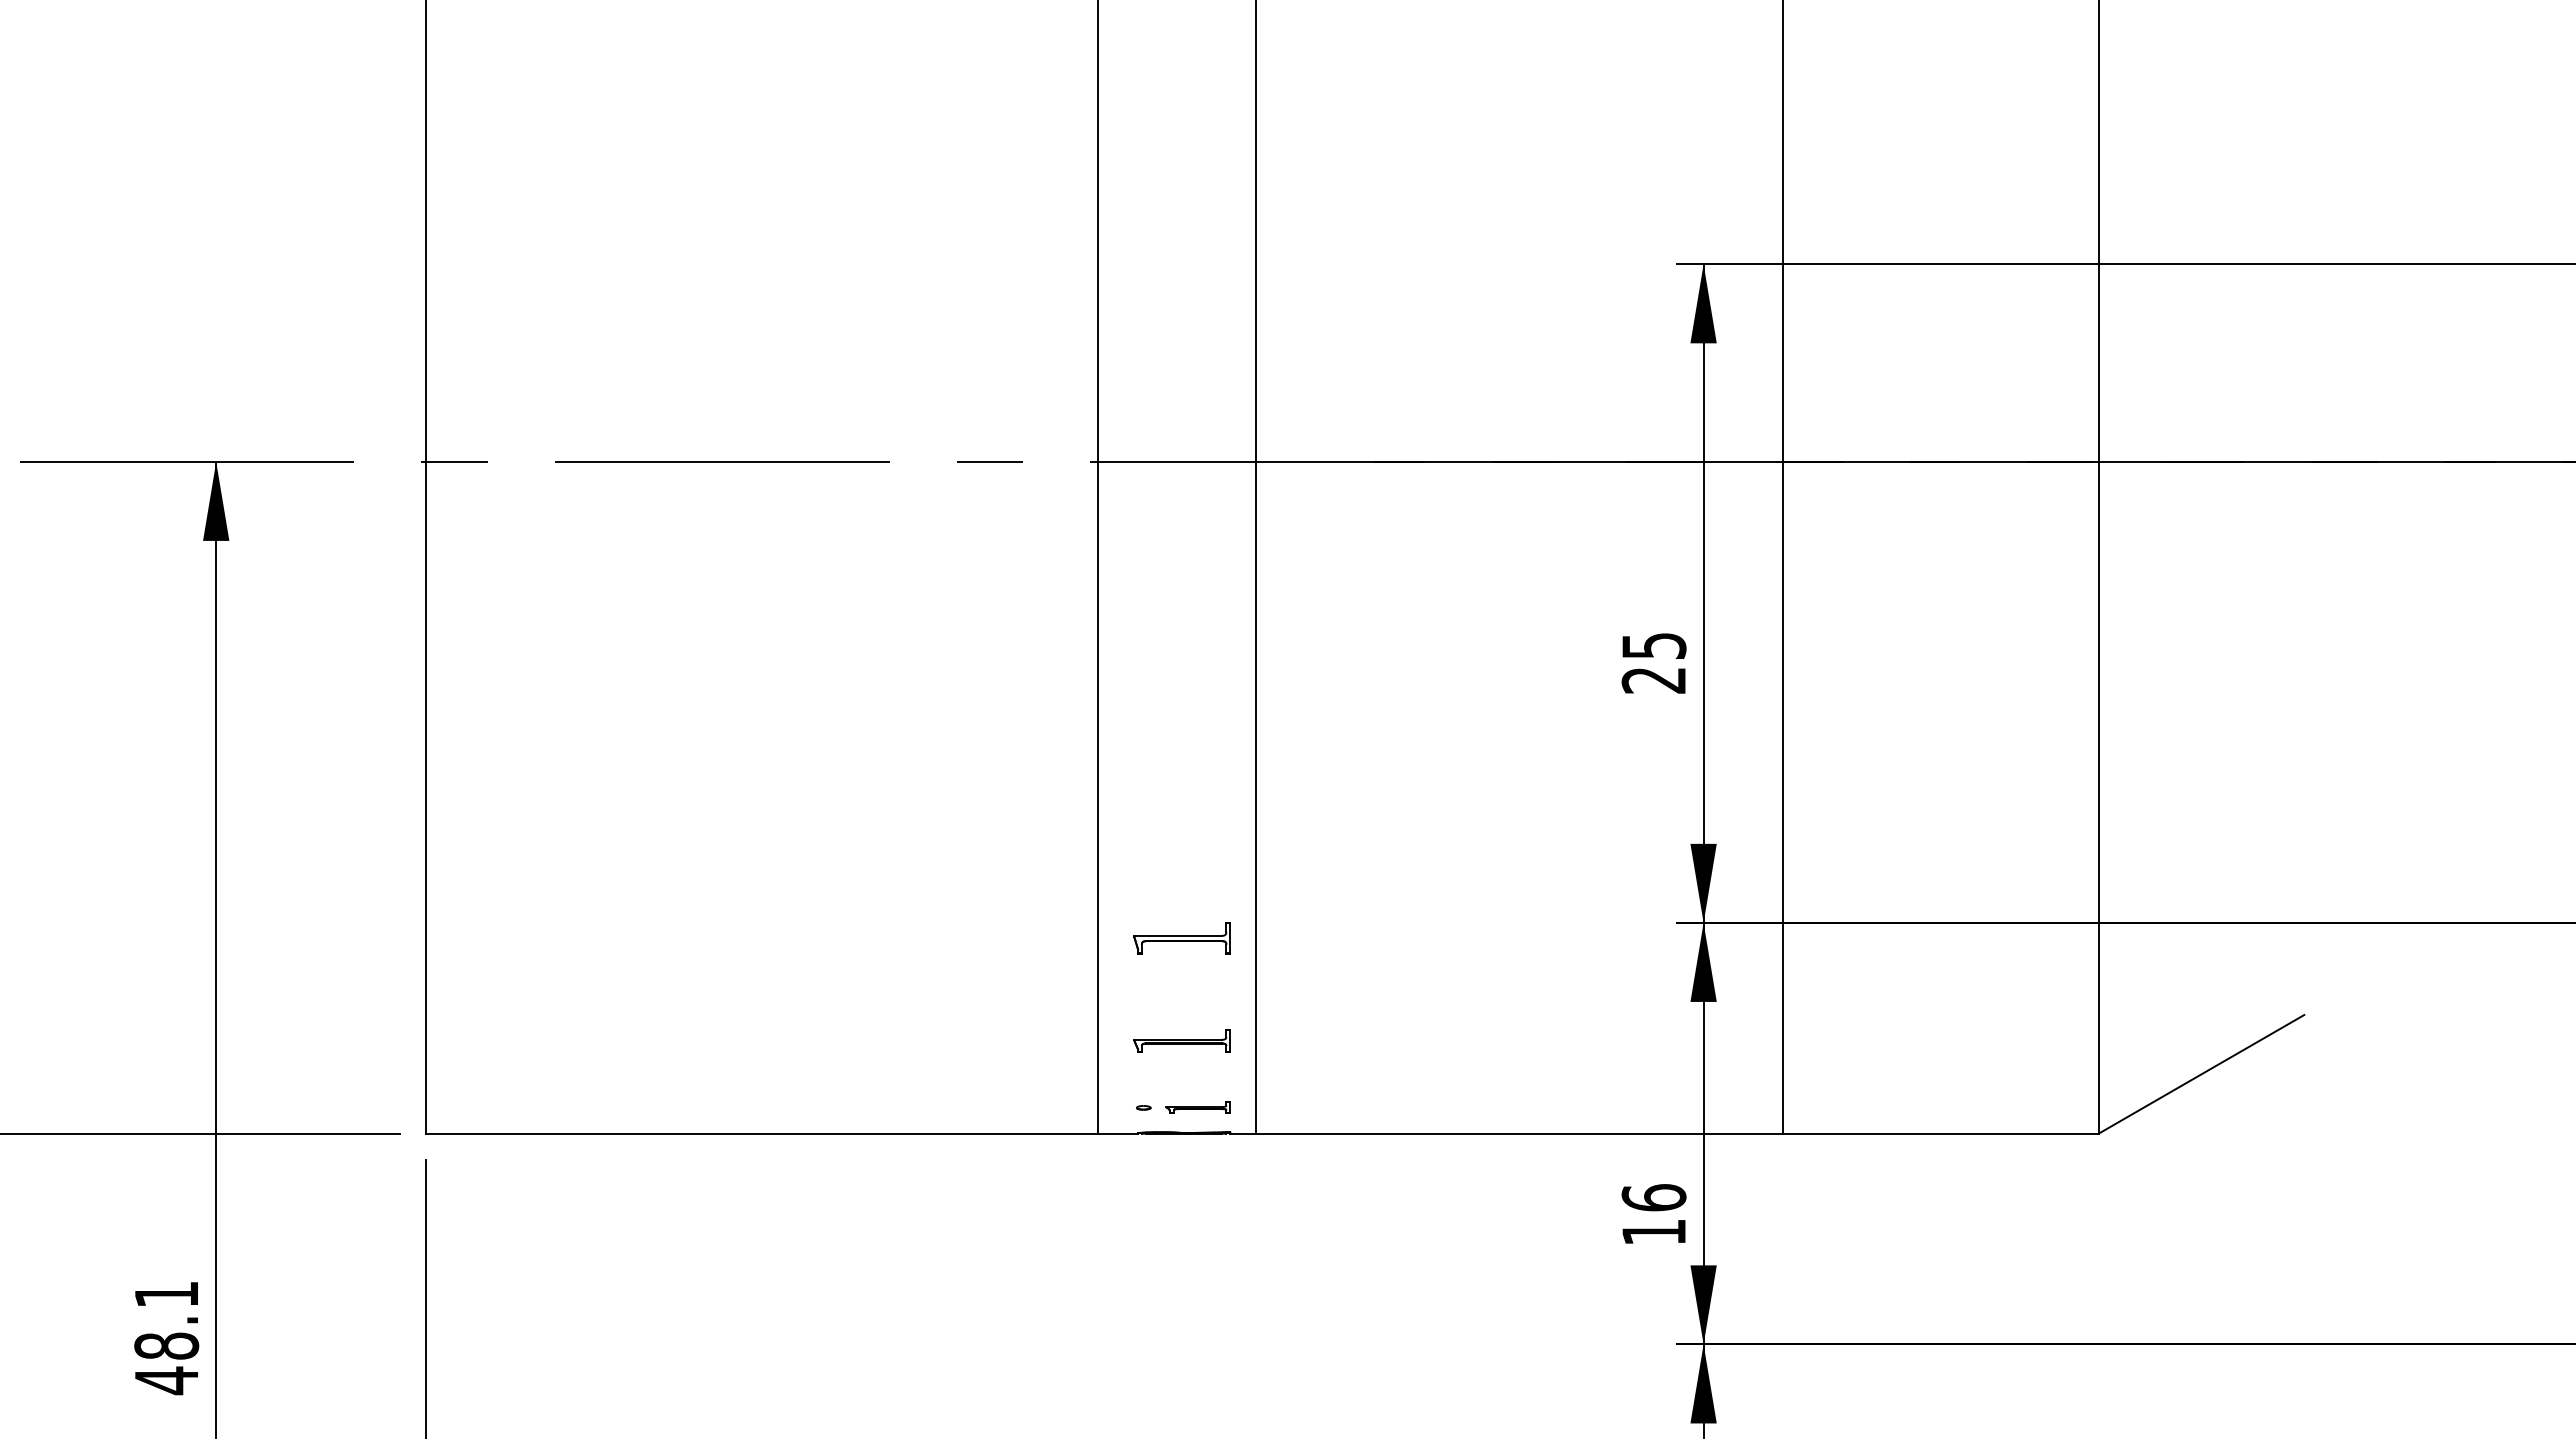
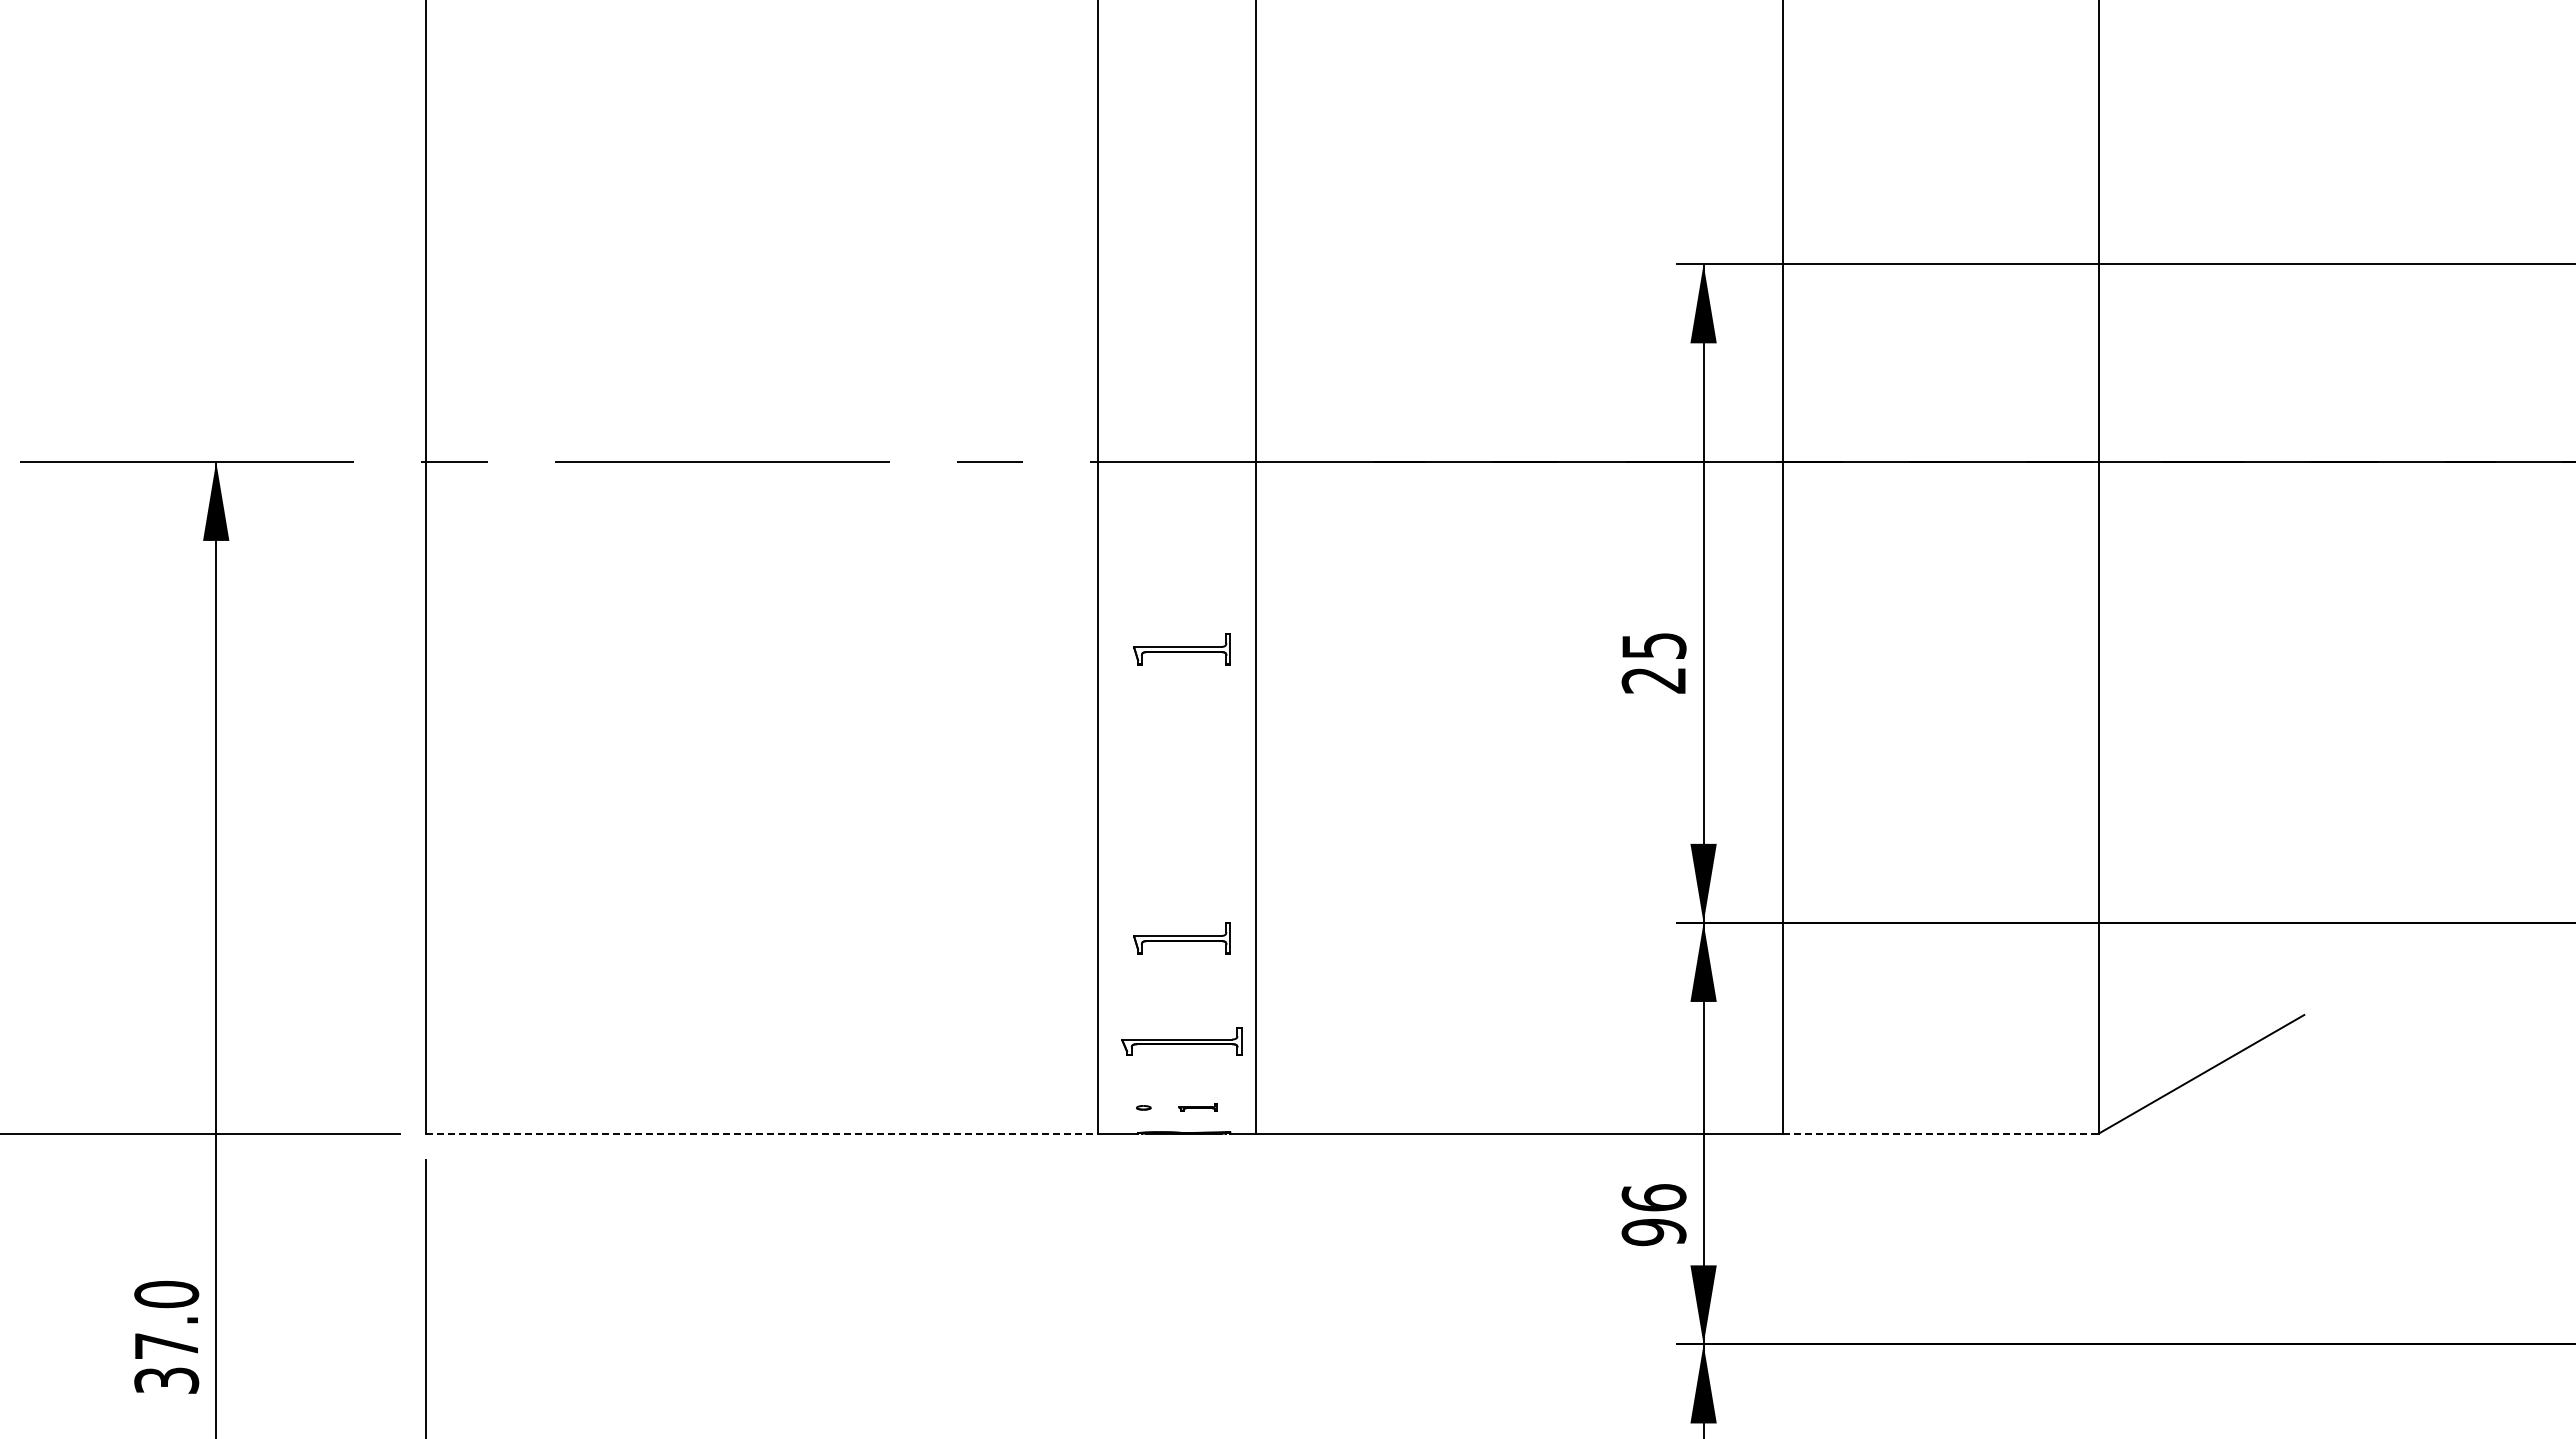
part: none -> present (1181, 649)
part size: 98x24 px -> 122x29 px (1181, 1041)
part size: 66x13 px -> 40x9 px (1197, 1107)
line: solid -> dashed (761, 1133)
line: solid -> dashed (1941, 1133)
text: 16 -> 96 (1653, 1232)
text: 48.1 -> 37.0 (166, 1337)
